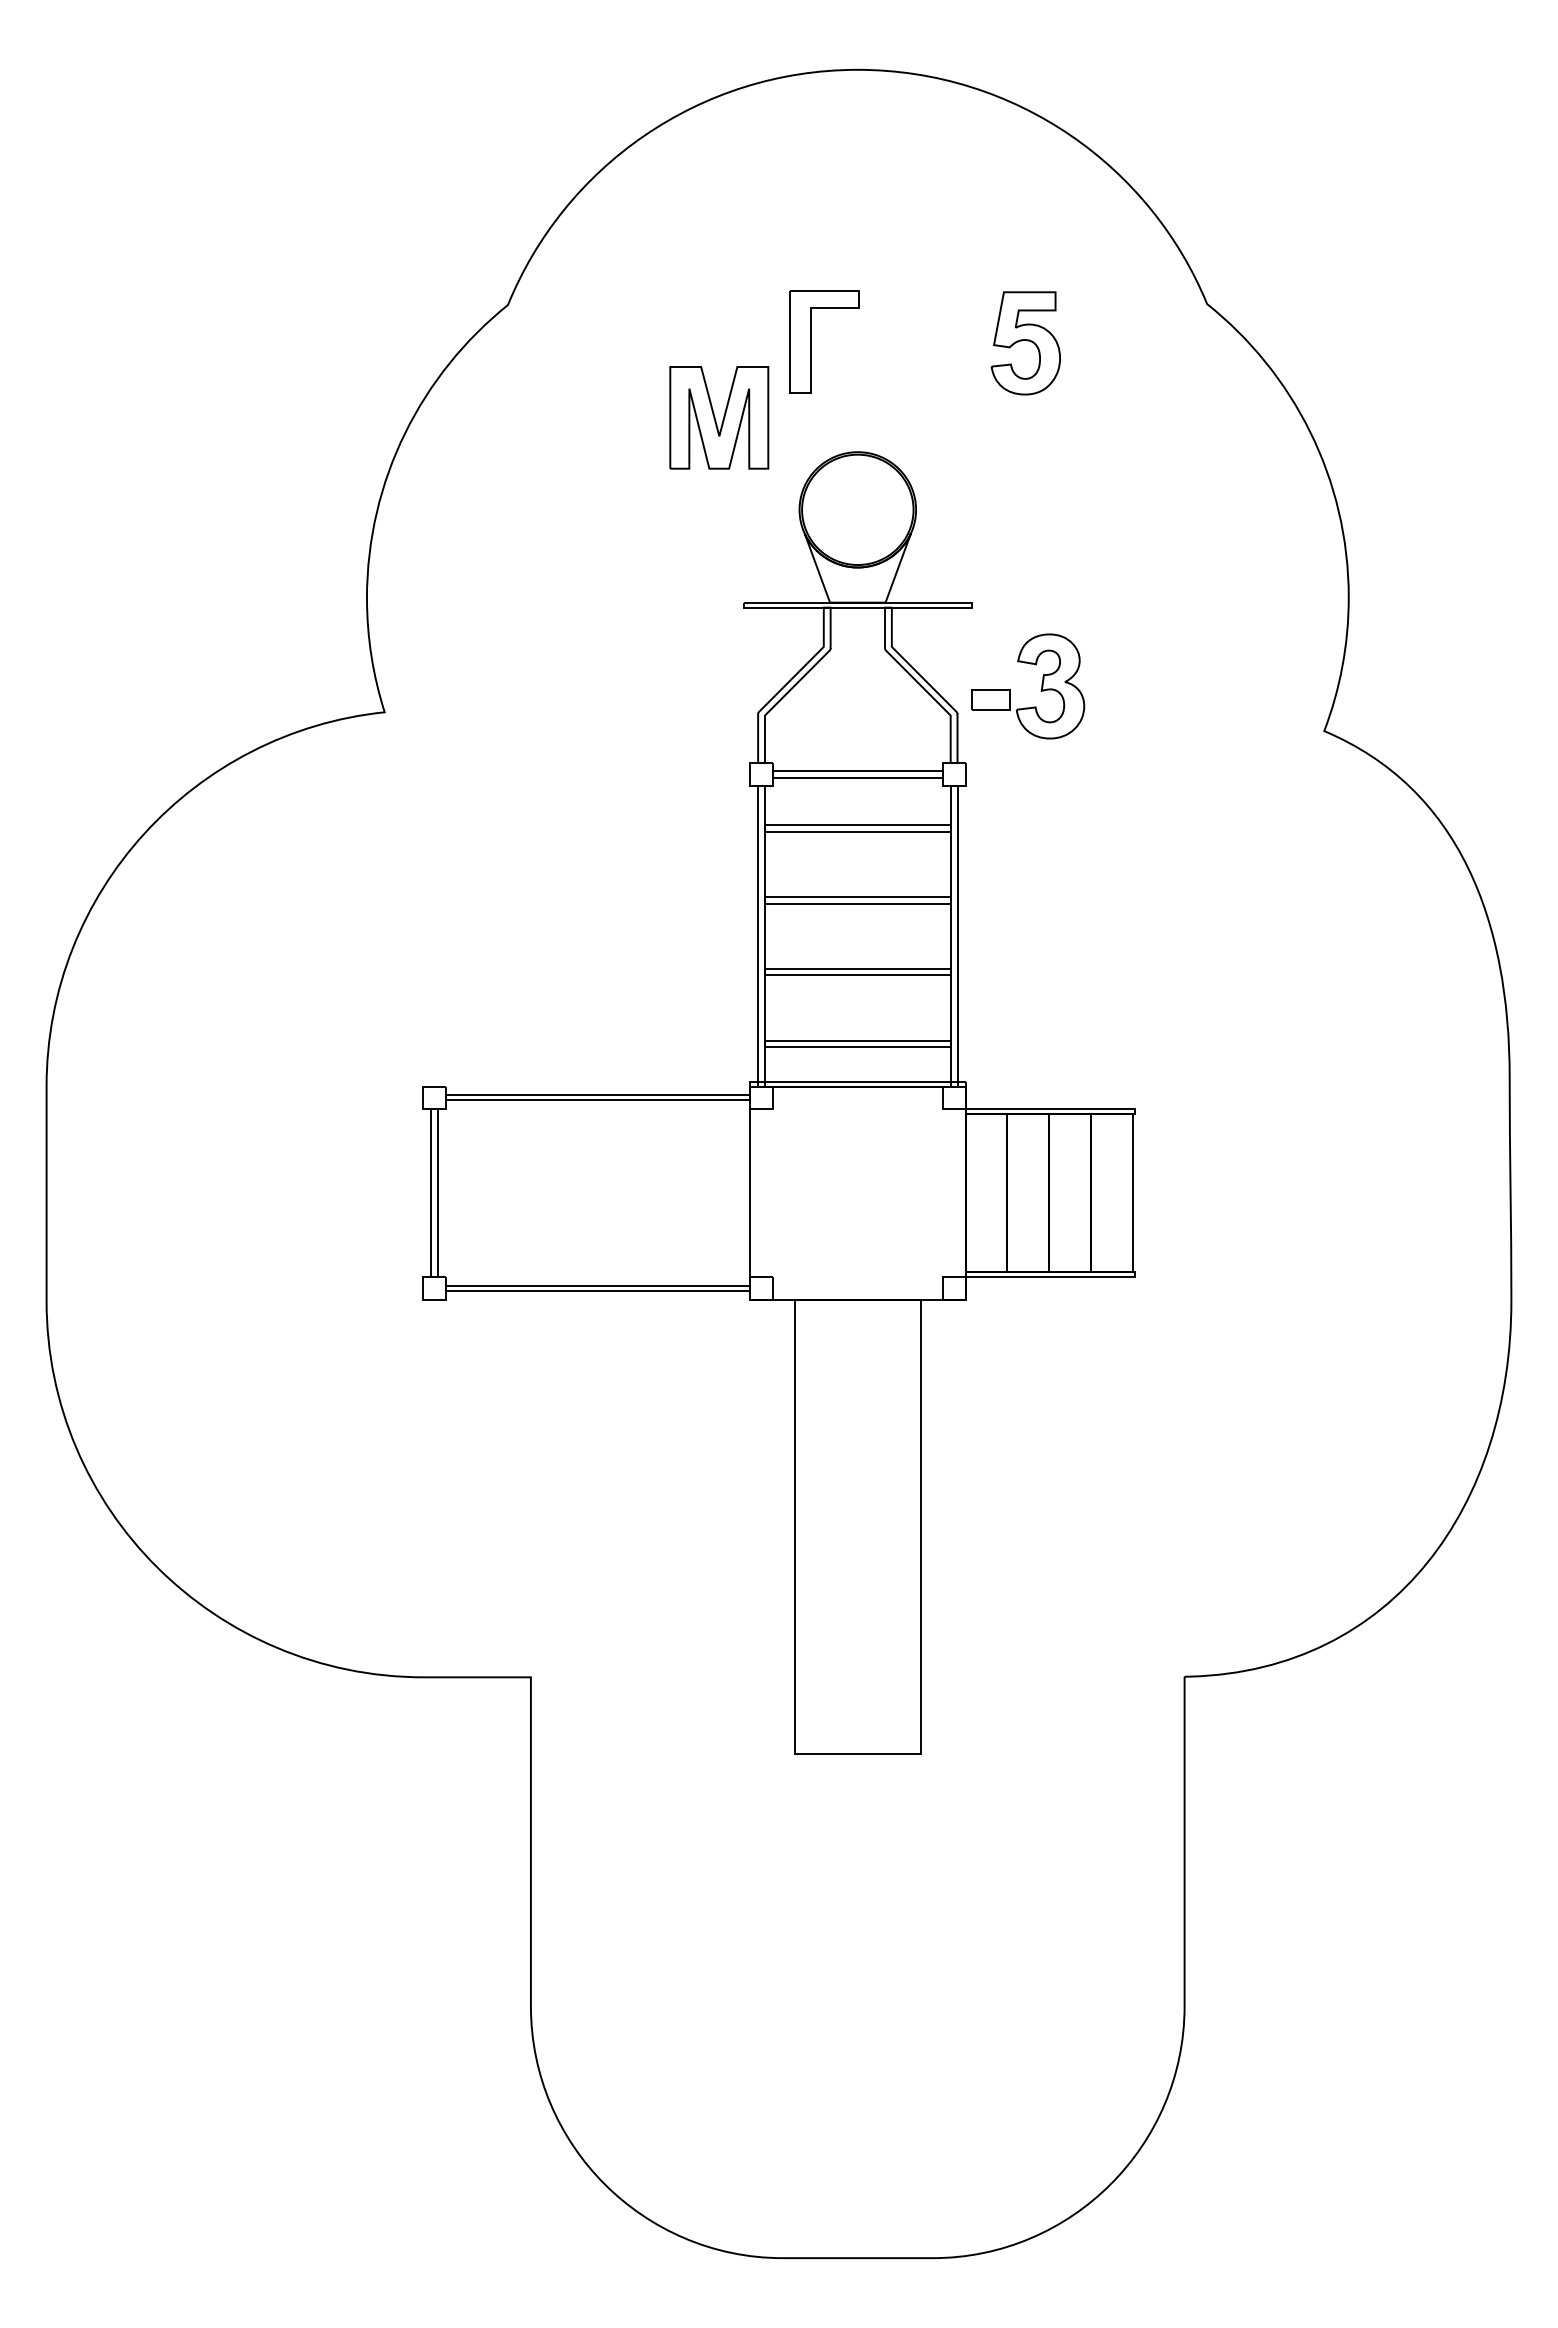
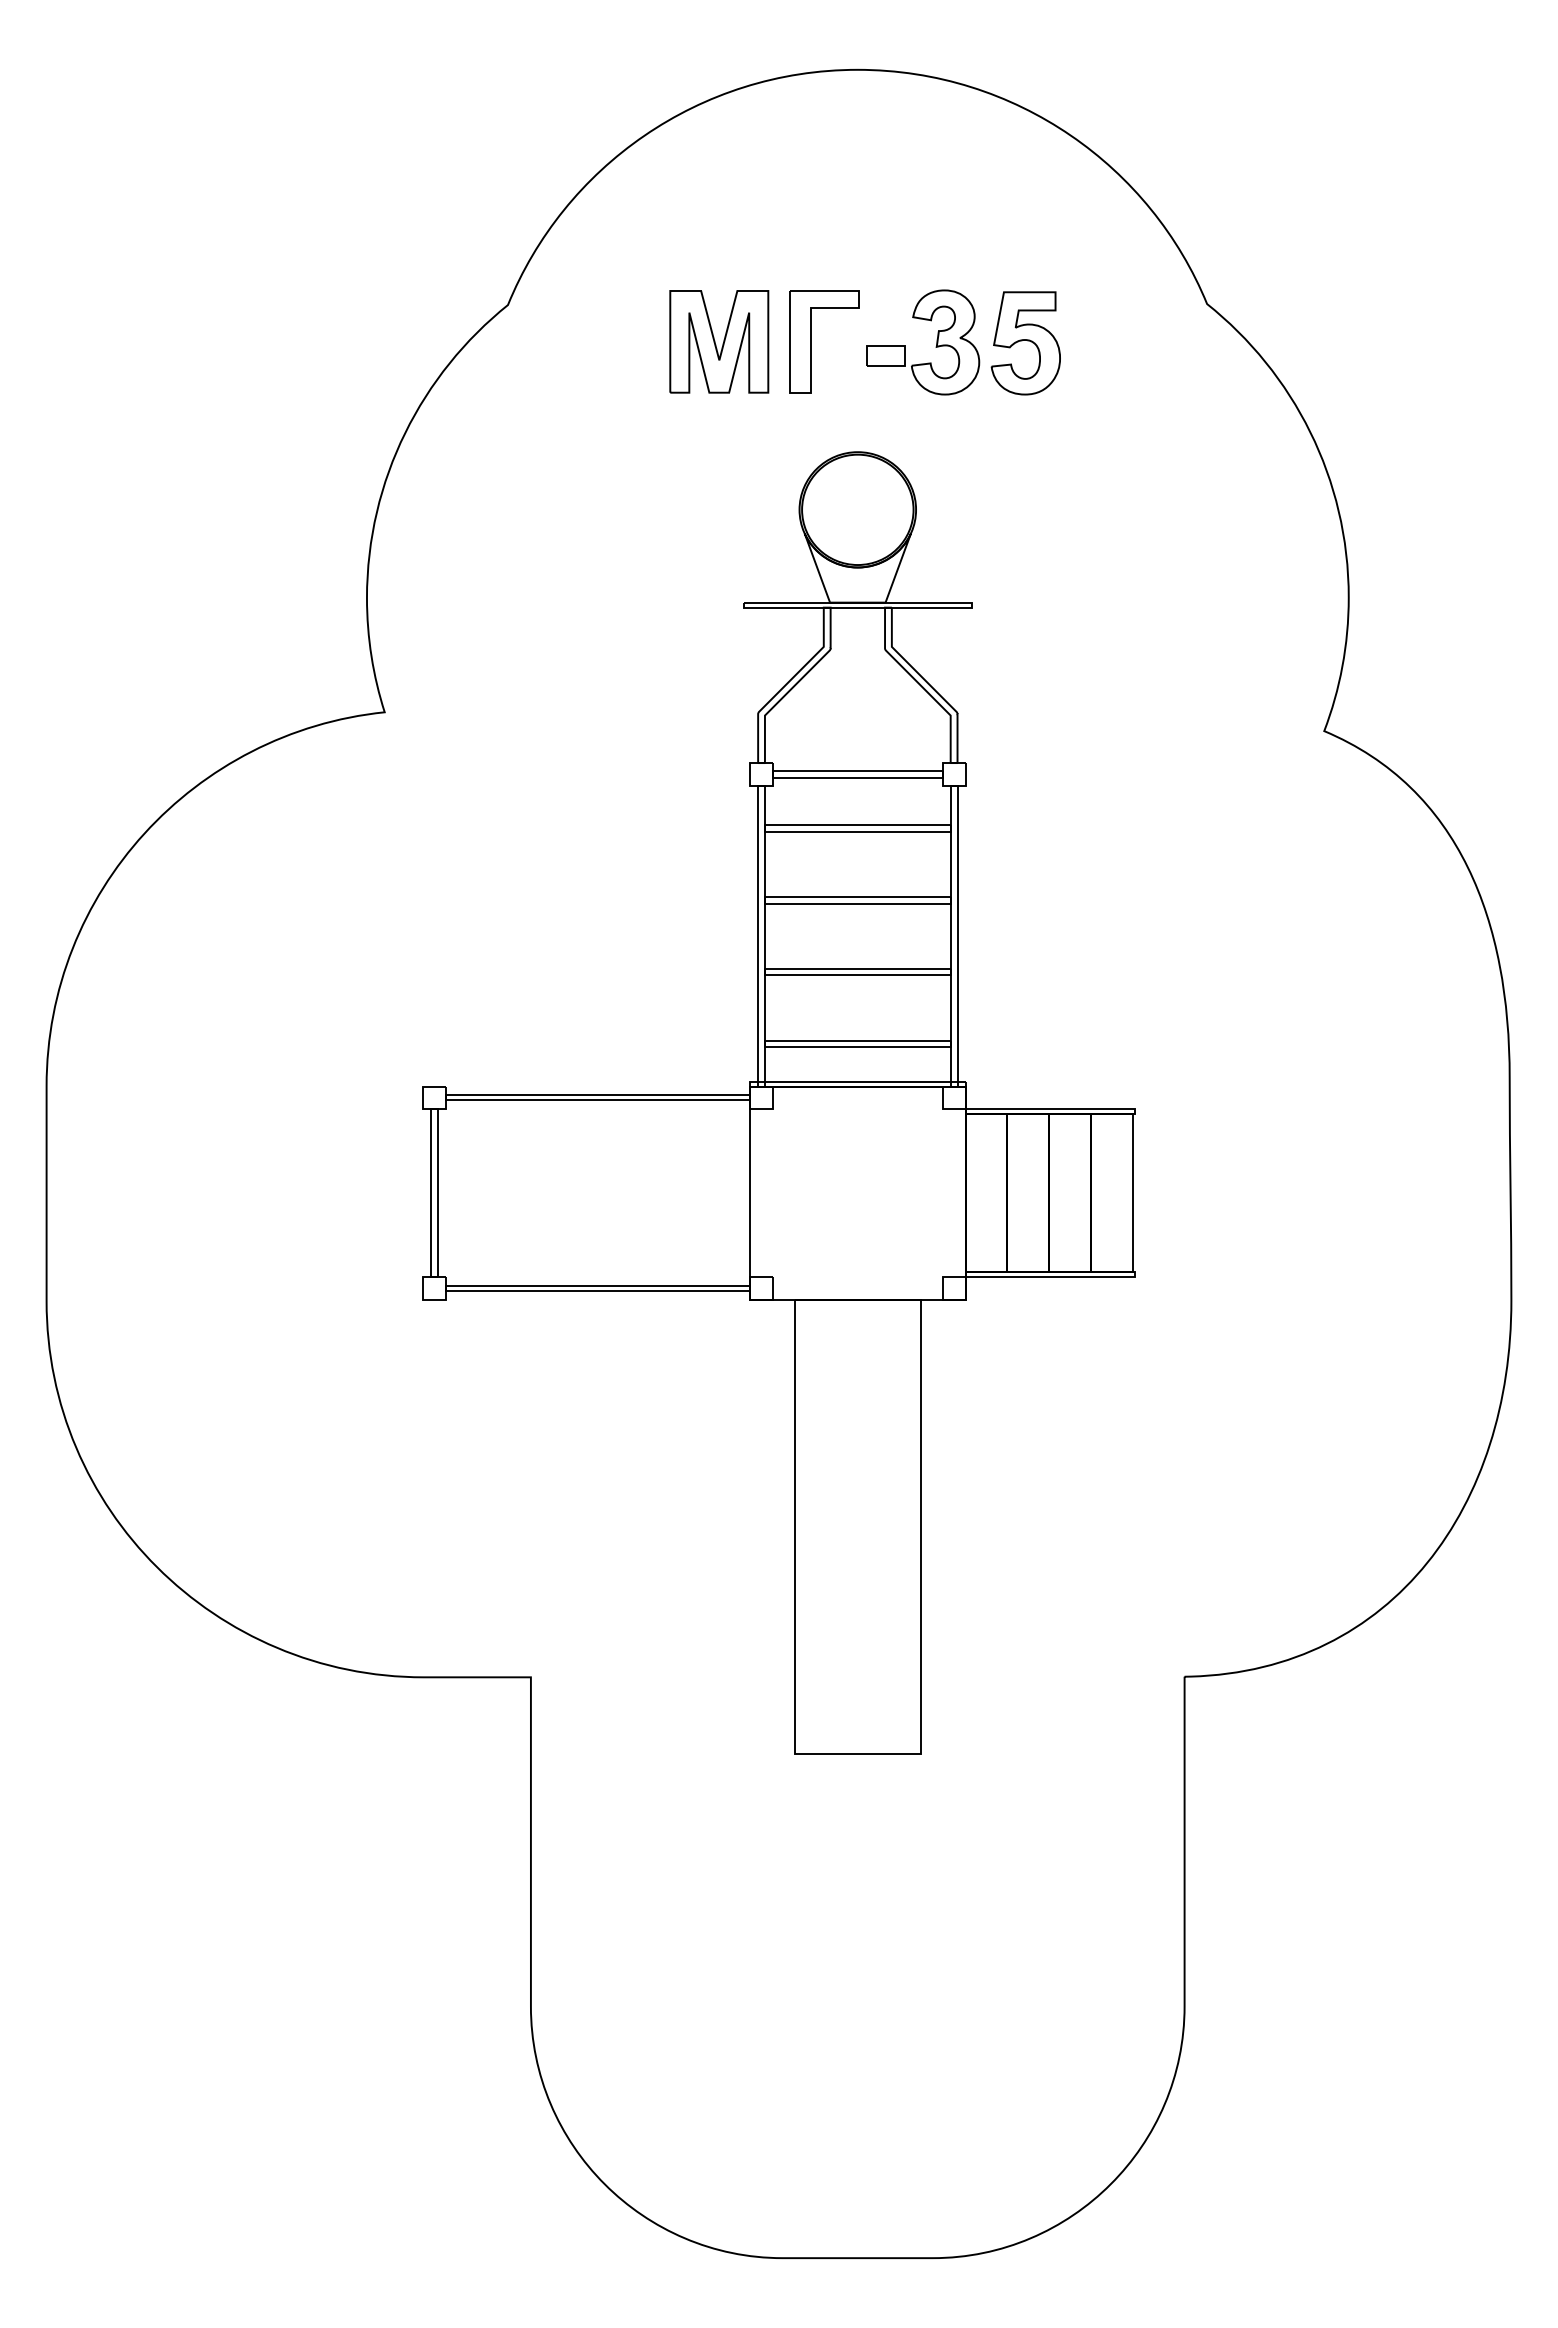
part position: (719, 417) -> (719, 341) (719, 341)
part position: (1040, 690) -> (935, 346) (935, 346)
